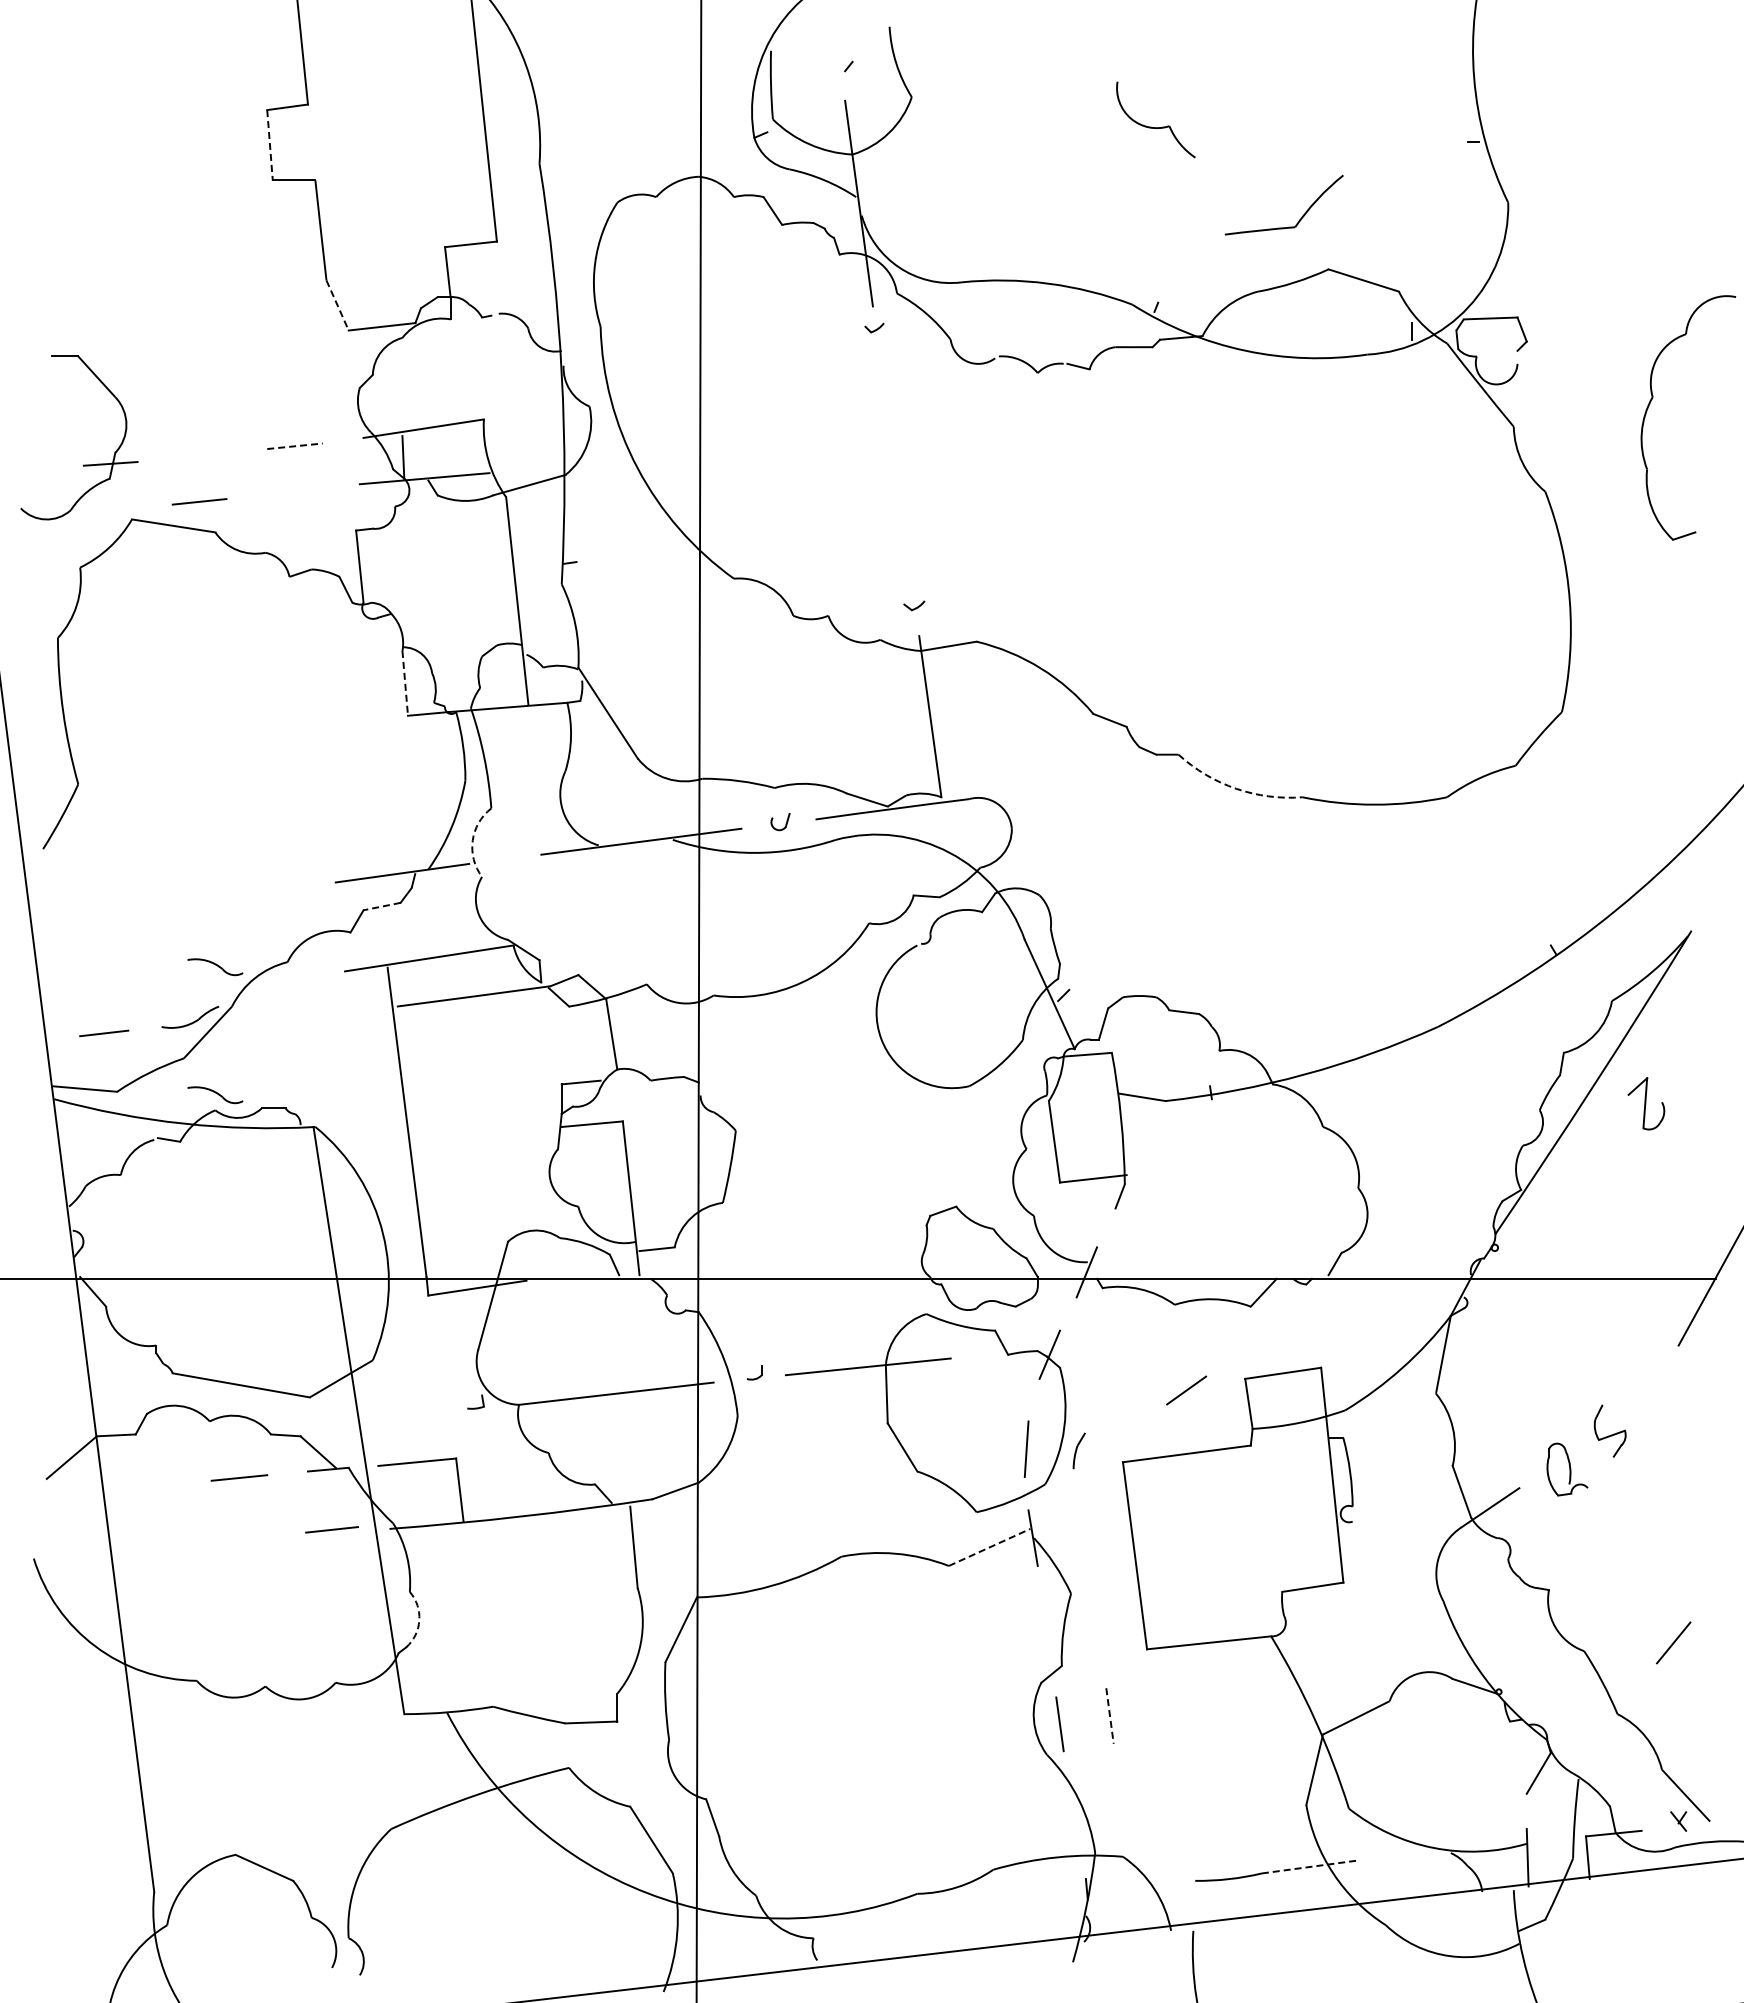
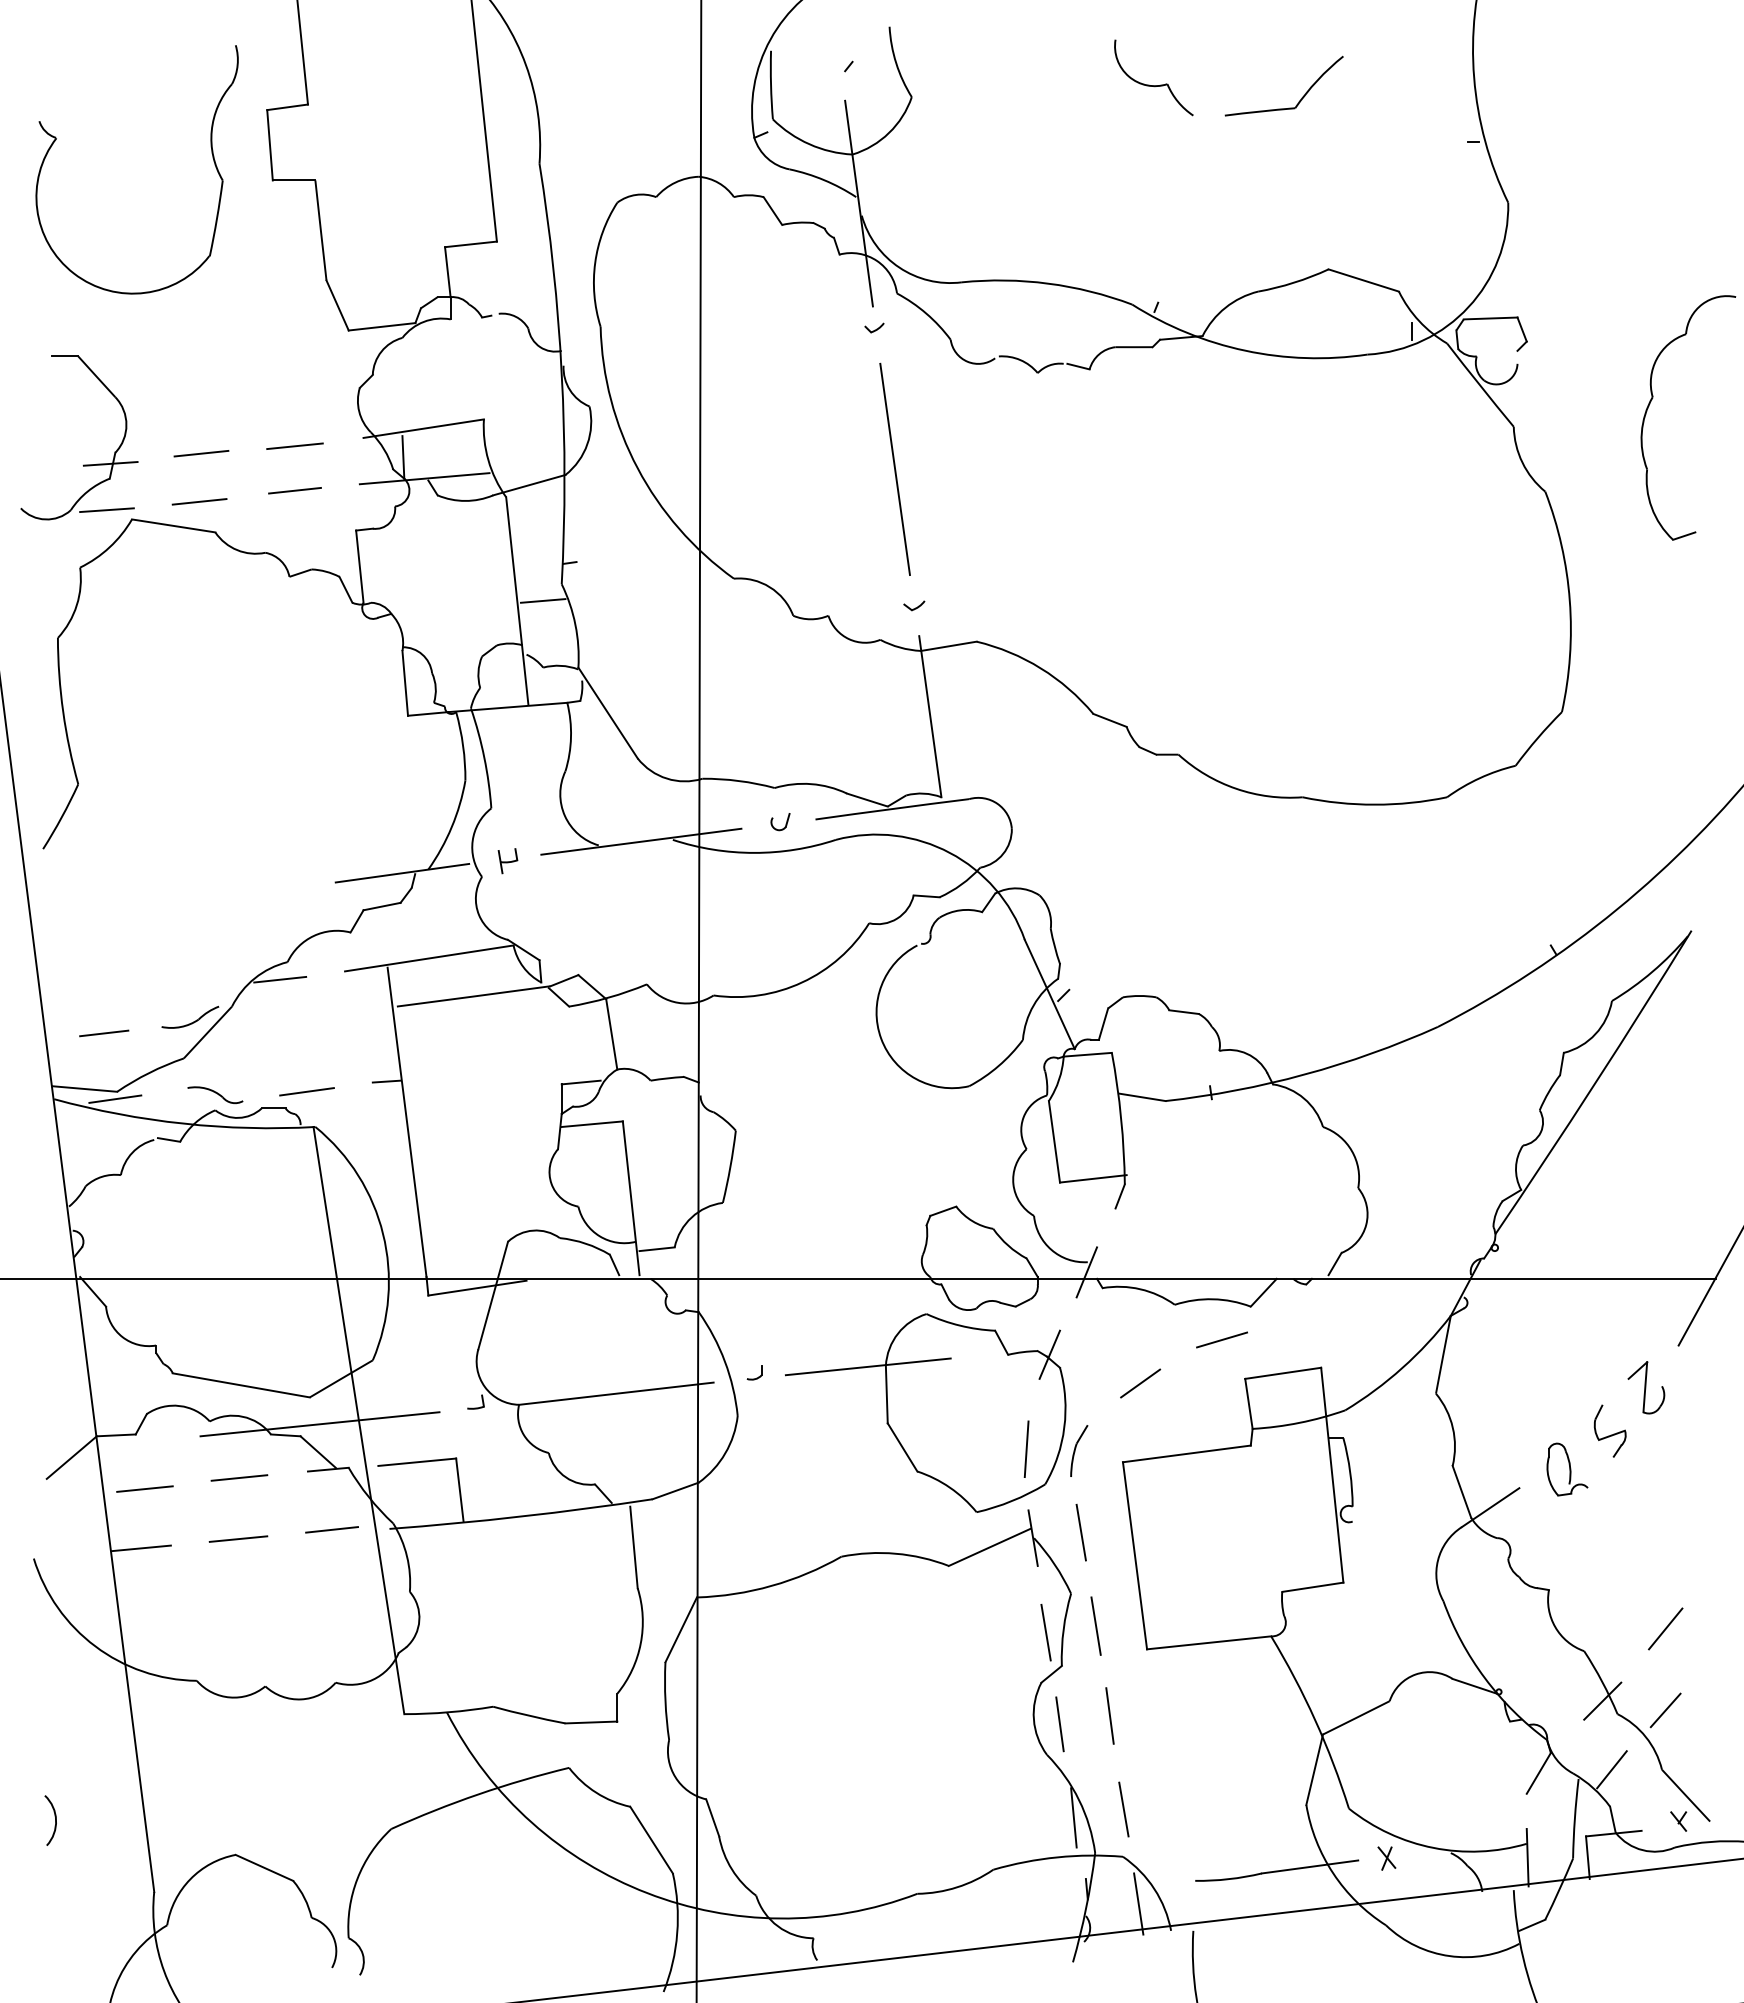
part position: (1155, 127) -> (1153, 85) (1153, 85)
line: dashed -> solid (270, 145)
part: none -> present (211, 153)
part position: (1301, 216) -> (1301, 97) (1301, 97)
line: dashed -> solid (337, 305)
line: dashed -> solid (295, 446)
line: none -> present (201, 453)
line: none -> present (894, 469)
line: none -> present (294, 490)
line: none -> present (106, 510)
line: none -> present (542, 600)
line: dashed -> solid (405, 683)
arc: dashed -> solid (1236, 788)
arc: dashed -> solid (472, 840)
part: none -> present (507, 861)
line: dashed -> solid (382, 906)
part: present -> none (215, 967)
line: none -> present (280, 979)
line: none -> present (386, 1081)
line: none -> present (306, 1091)
line: none -> present (115, 1098)
part position: (1646, 1103) -> (1646, 1387) (1646, 1387)
line: none -> present (1221, 1339)
line position: (1186, 1390) -> (1140, 1383) (1140, 1383)
line: none -> present (319, 1424)
part size: 14x38 px -> 19x52 px (1079, 1450)
line: none -> present (144, 1488)
line: none -> present (1080, 1532)
line: none -> present (238, 1538)
line: dashed -> solid (989, 1547)
line: none -> present (140, 1548)
arc: dashed -> solid (419, 1620)
line: none -> present (1095, 1625)
line: none -> present (1045, 1632)
line position: (1673, 1642) -> (1665, 1628) (1665, 1628)
line: none -> present (1602, 1700)
line: none -> present (1665, 1710)
line: dashed -> solid (1110, 1716)
line: none -> present (1611, 1769)
line: none -> present (1123, 1809)
line: none -> present (1073, 1817)
arc: none -> present (55, 1820)
part: none -> present (1386, 1858)
line: dashed -> solid (1310, 1866)
line: none -> present (1138, 1903)
